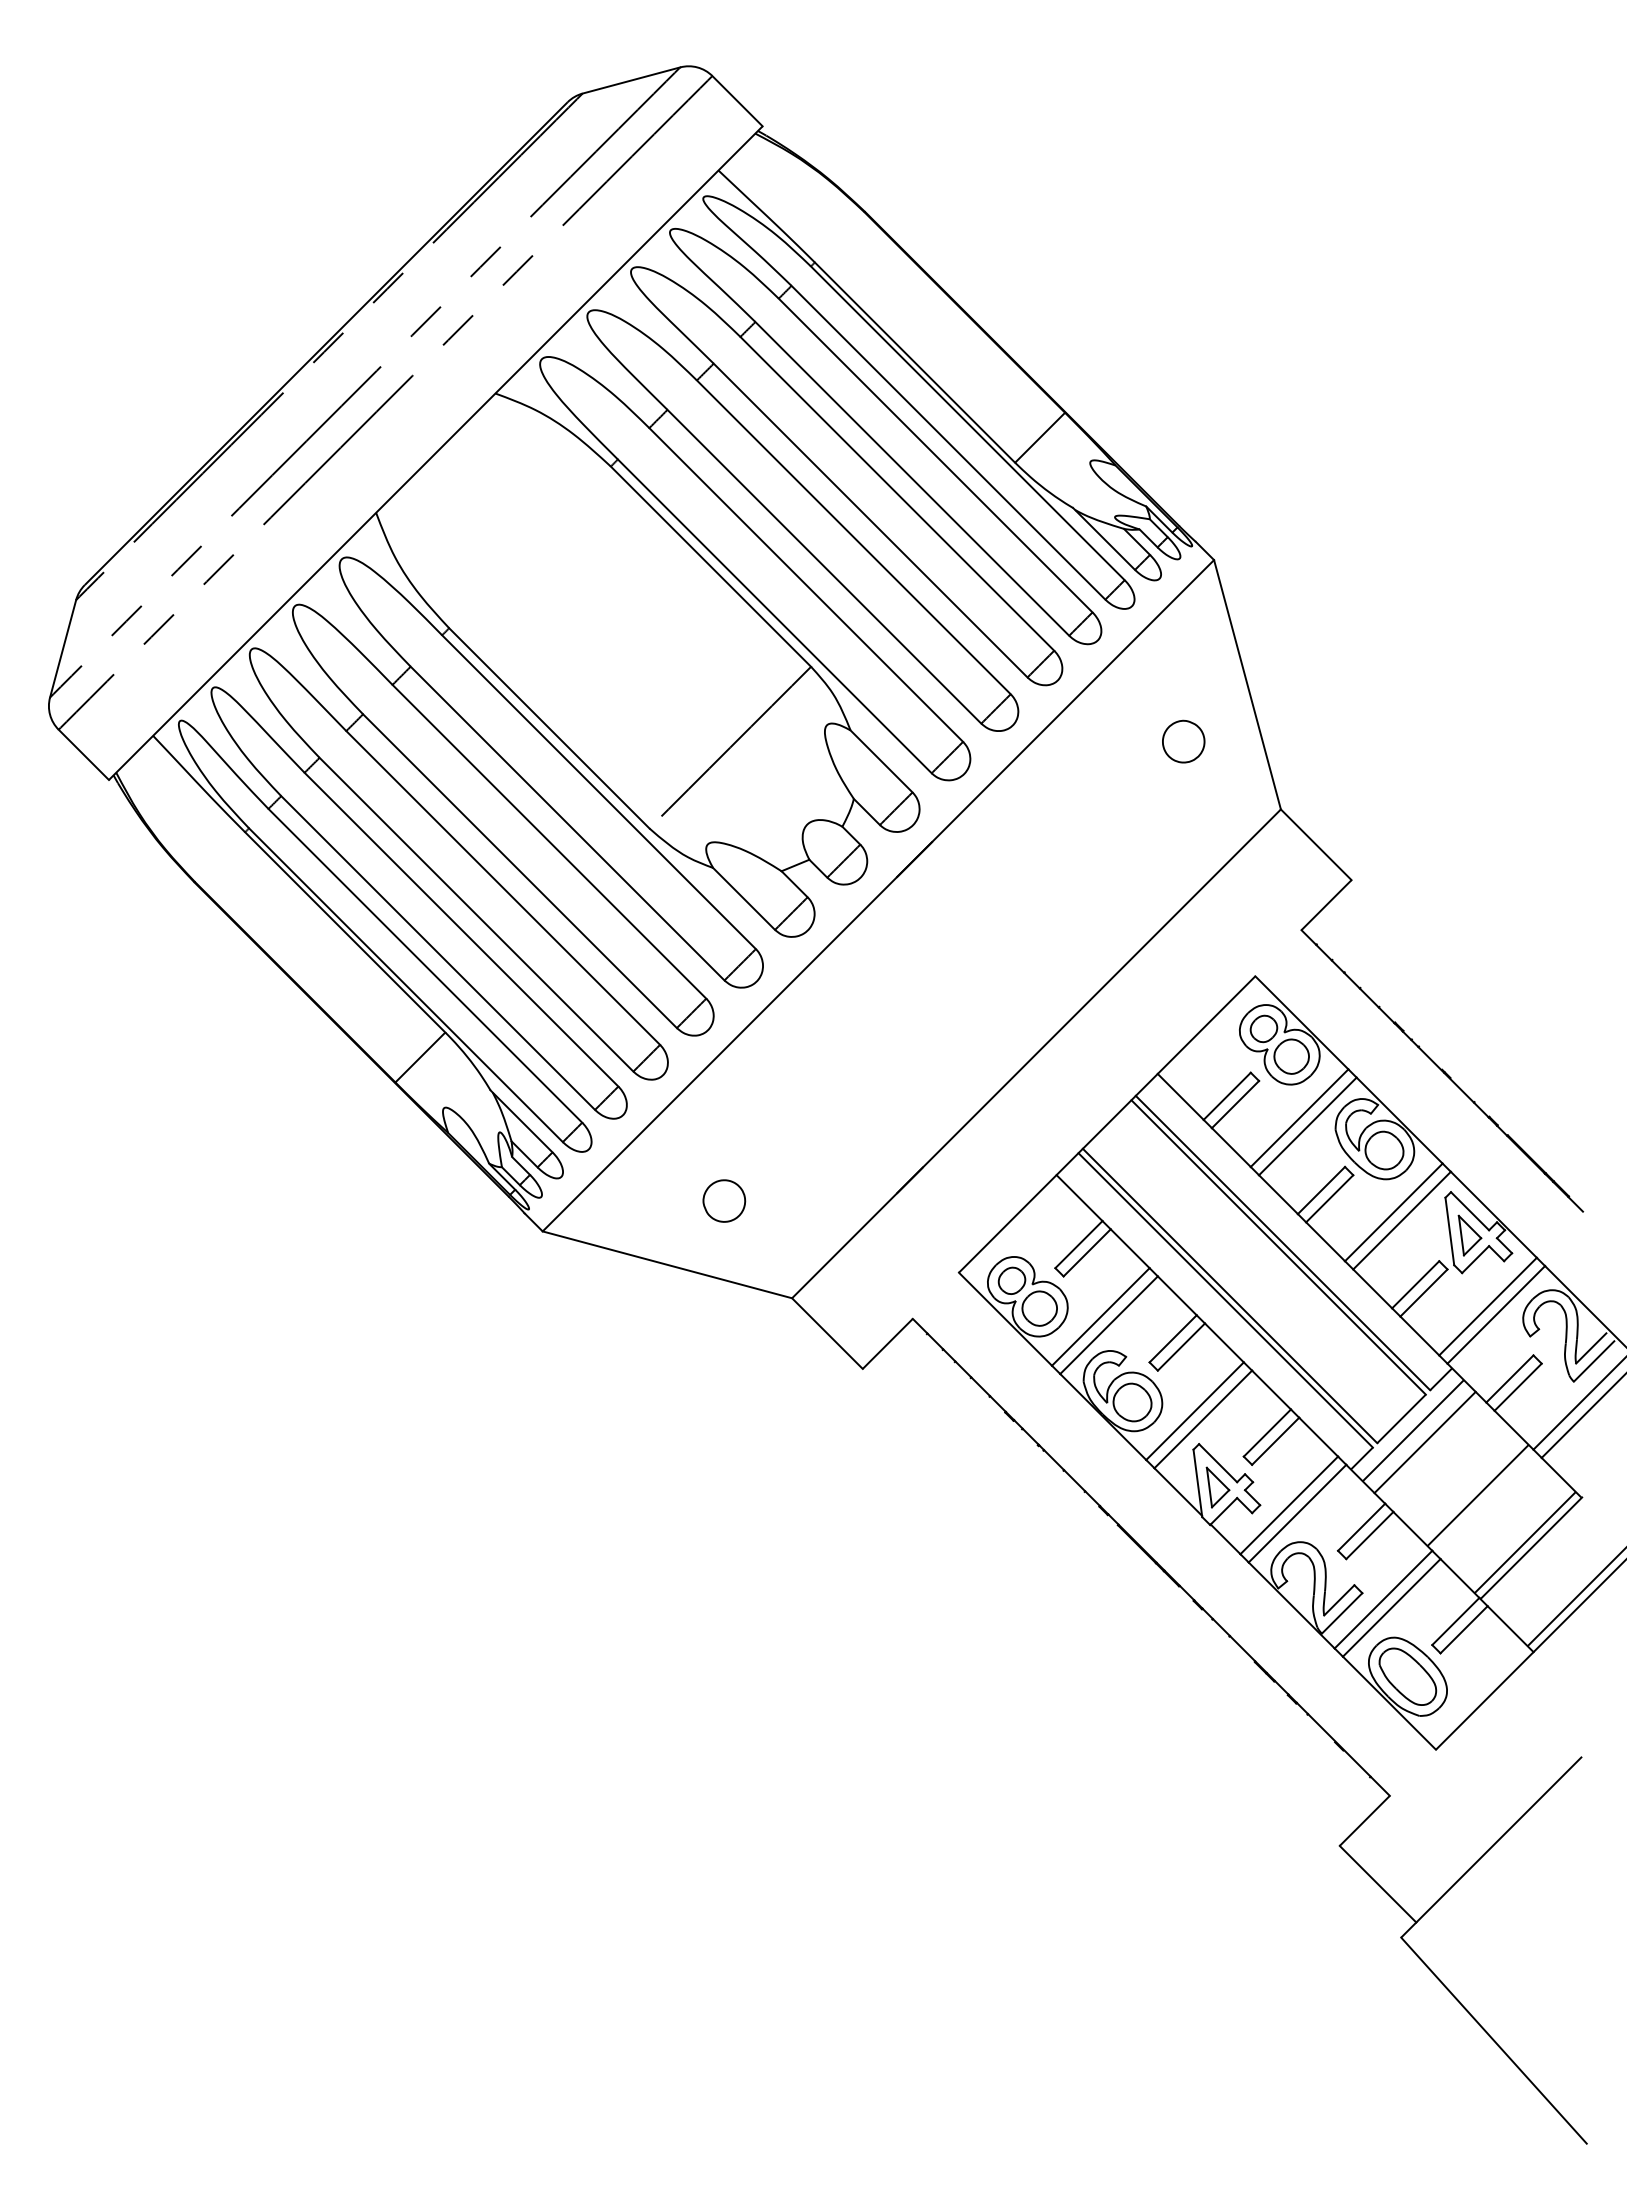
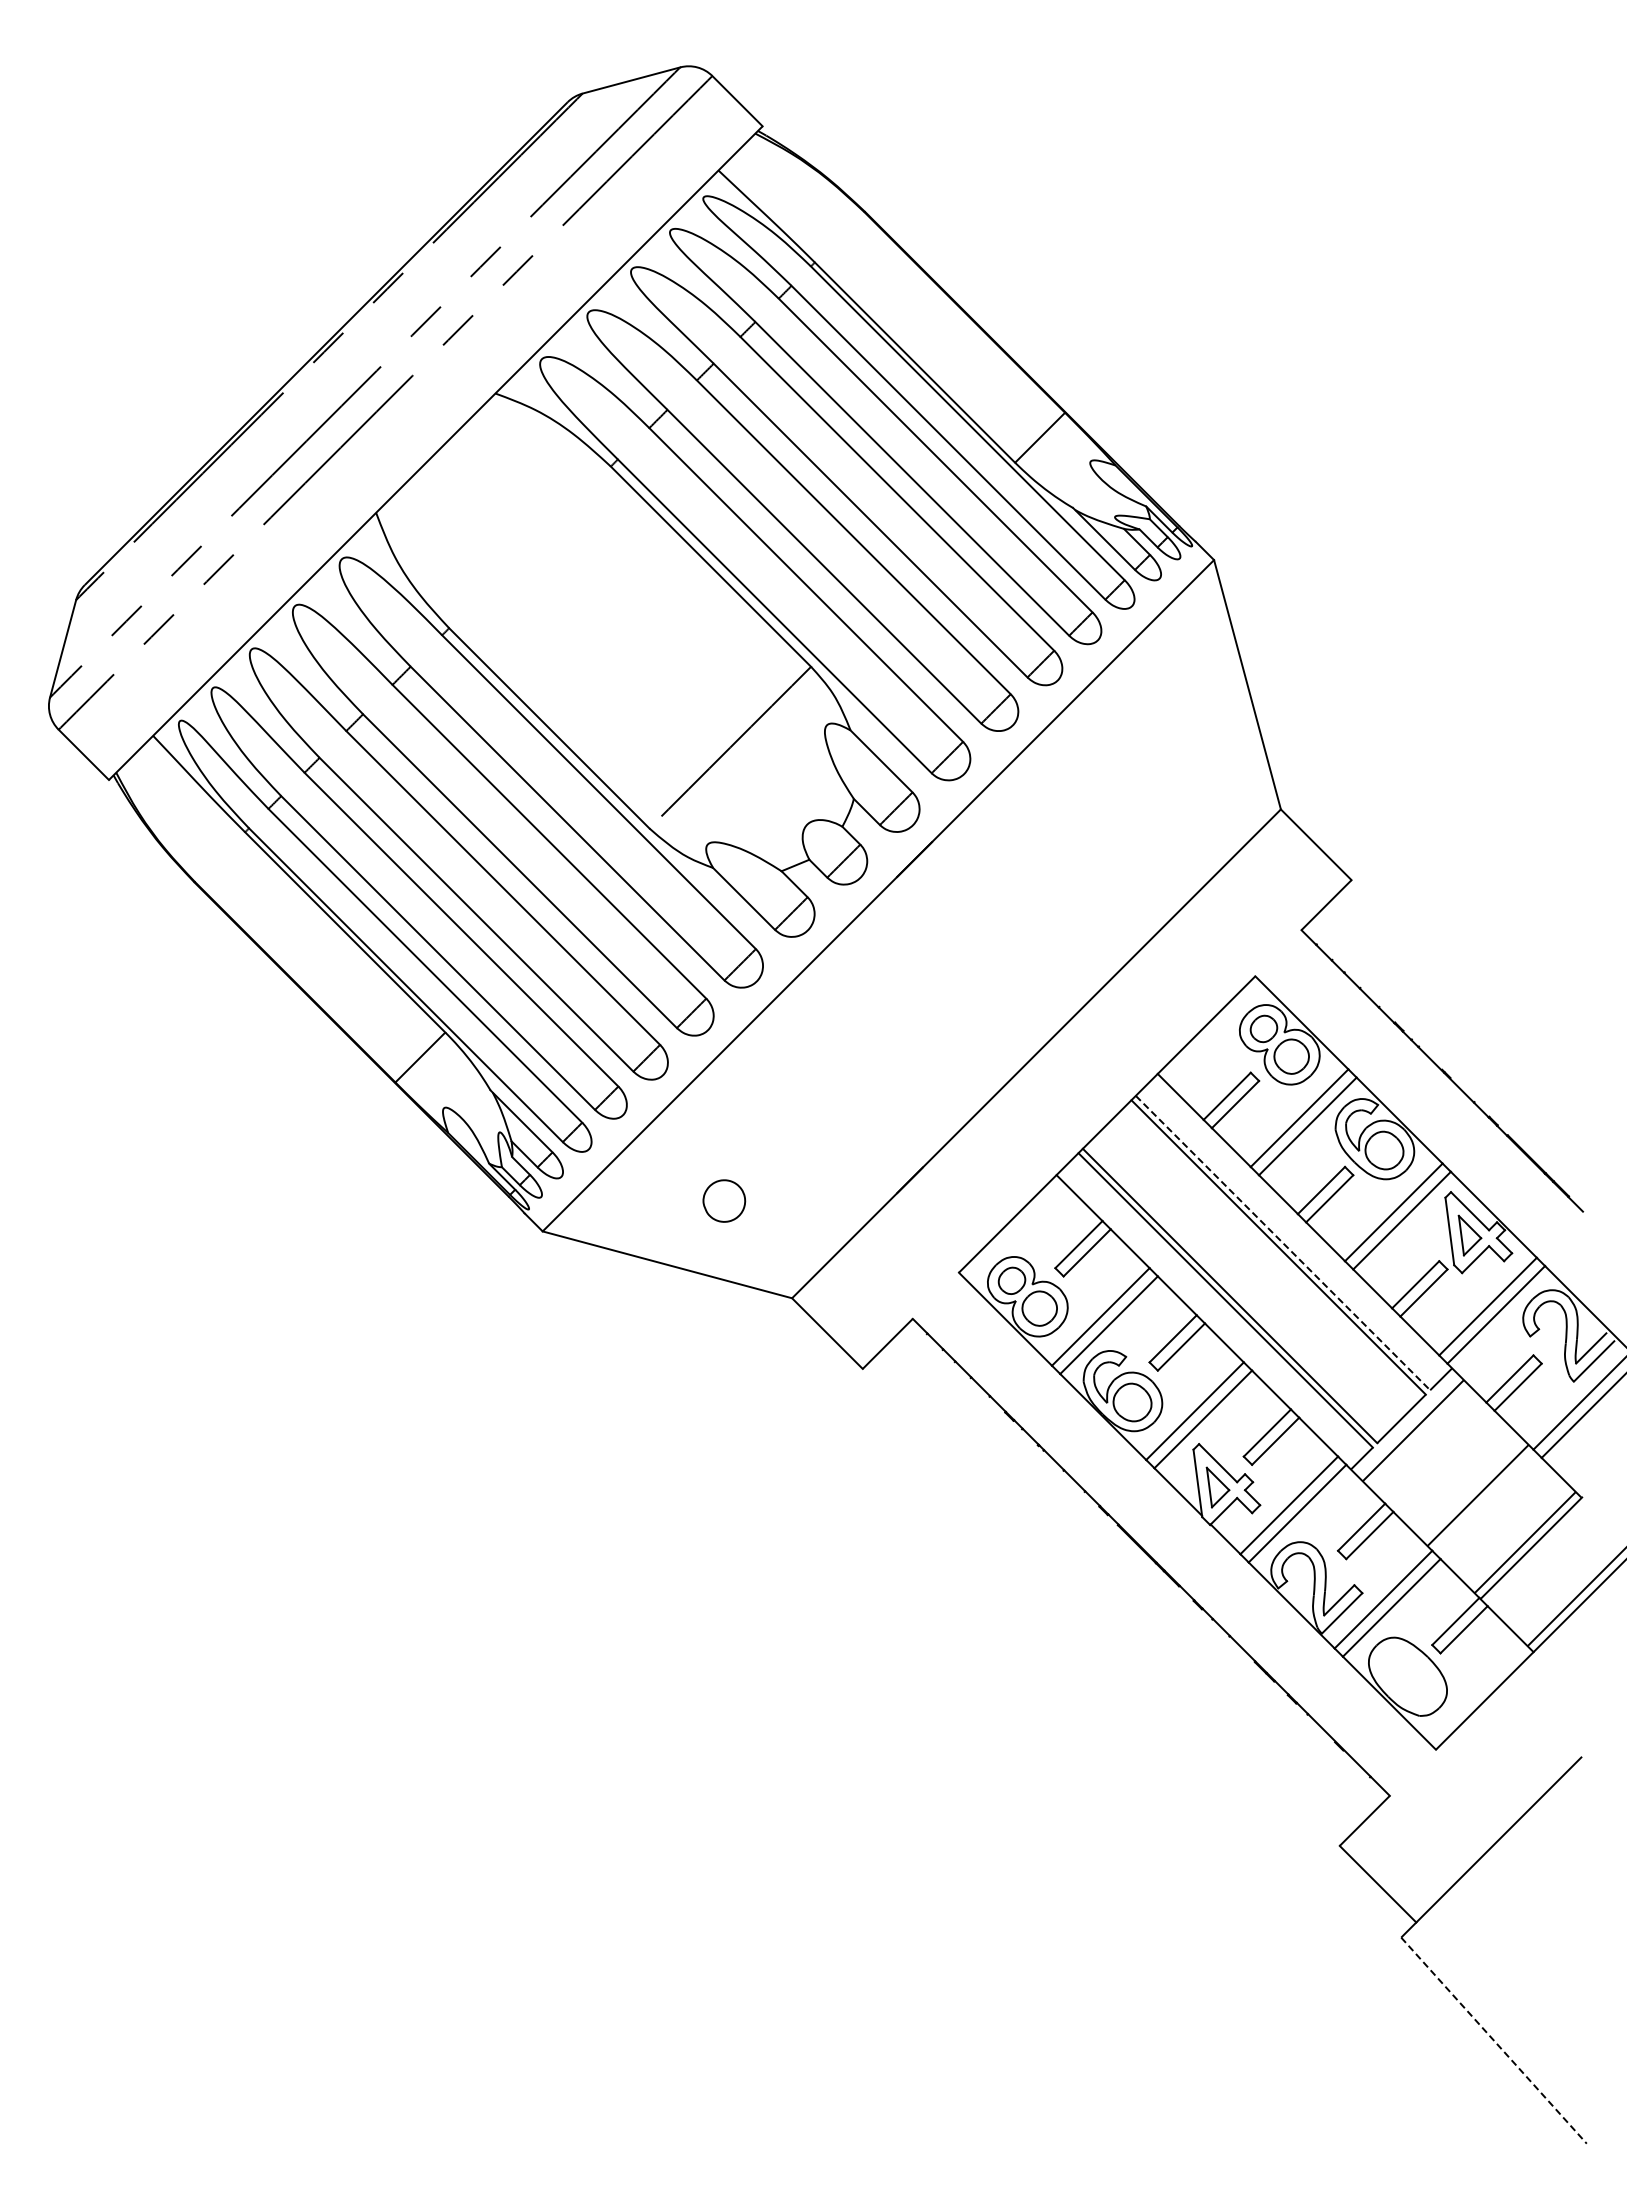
part: present -> none (1183, 741)
line: solid -> dashed (1283, 1243)
line: present -> none (1424, 1442)
part: present -> none (1407, 1676)
line: solid -> dashed (1494, 2040)
